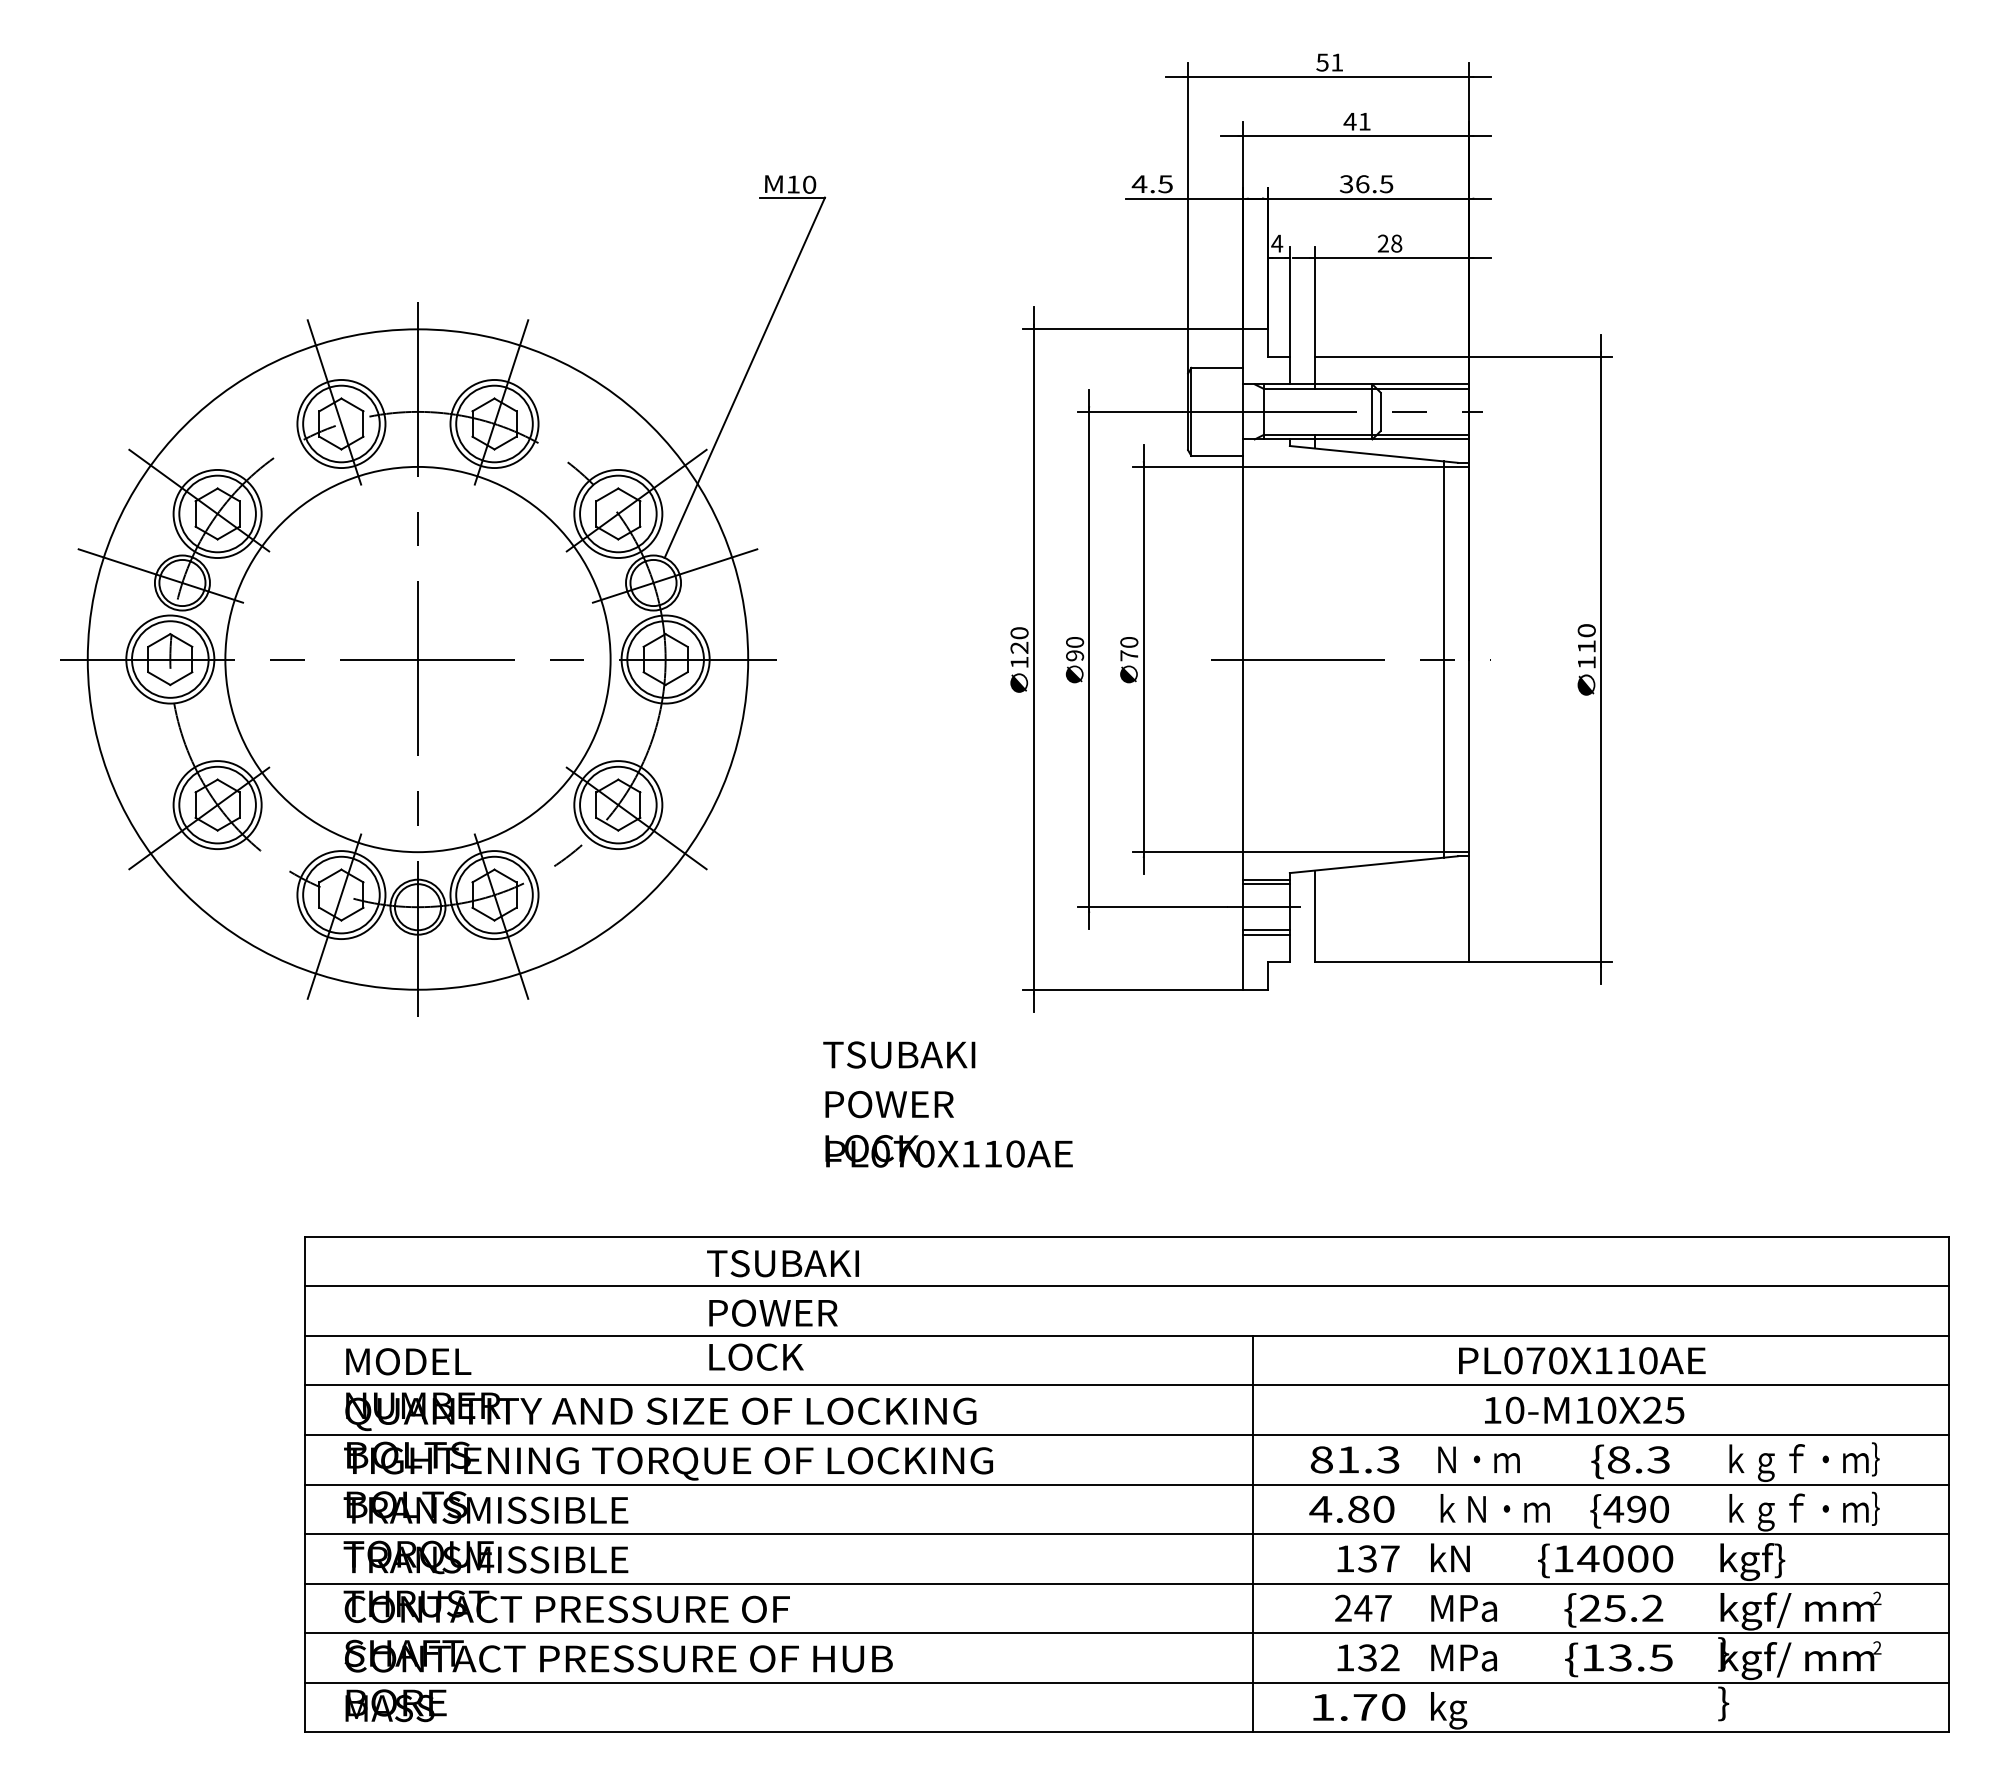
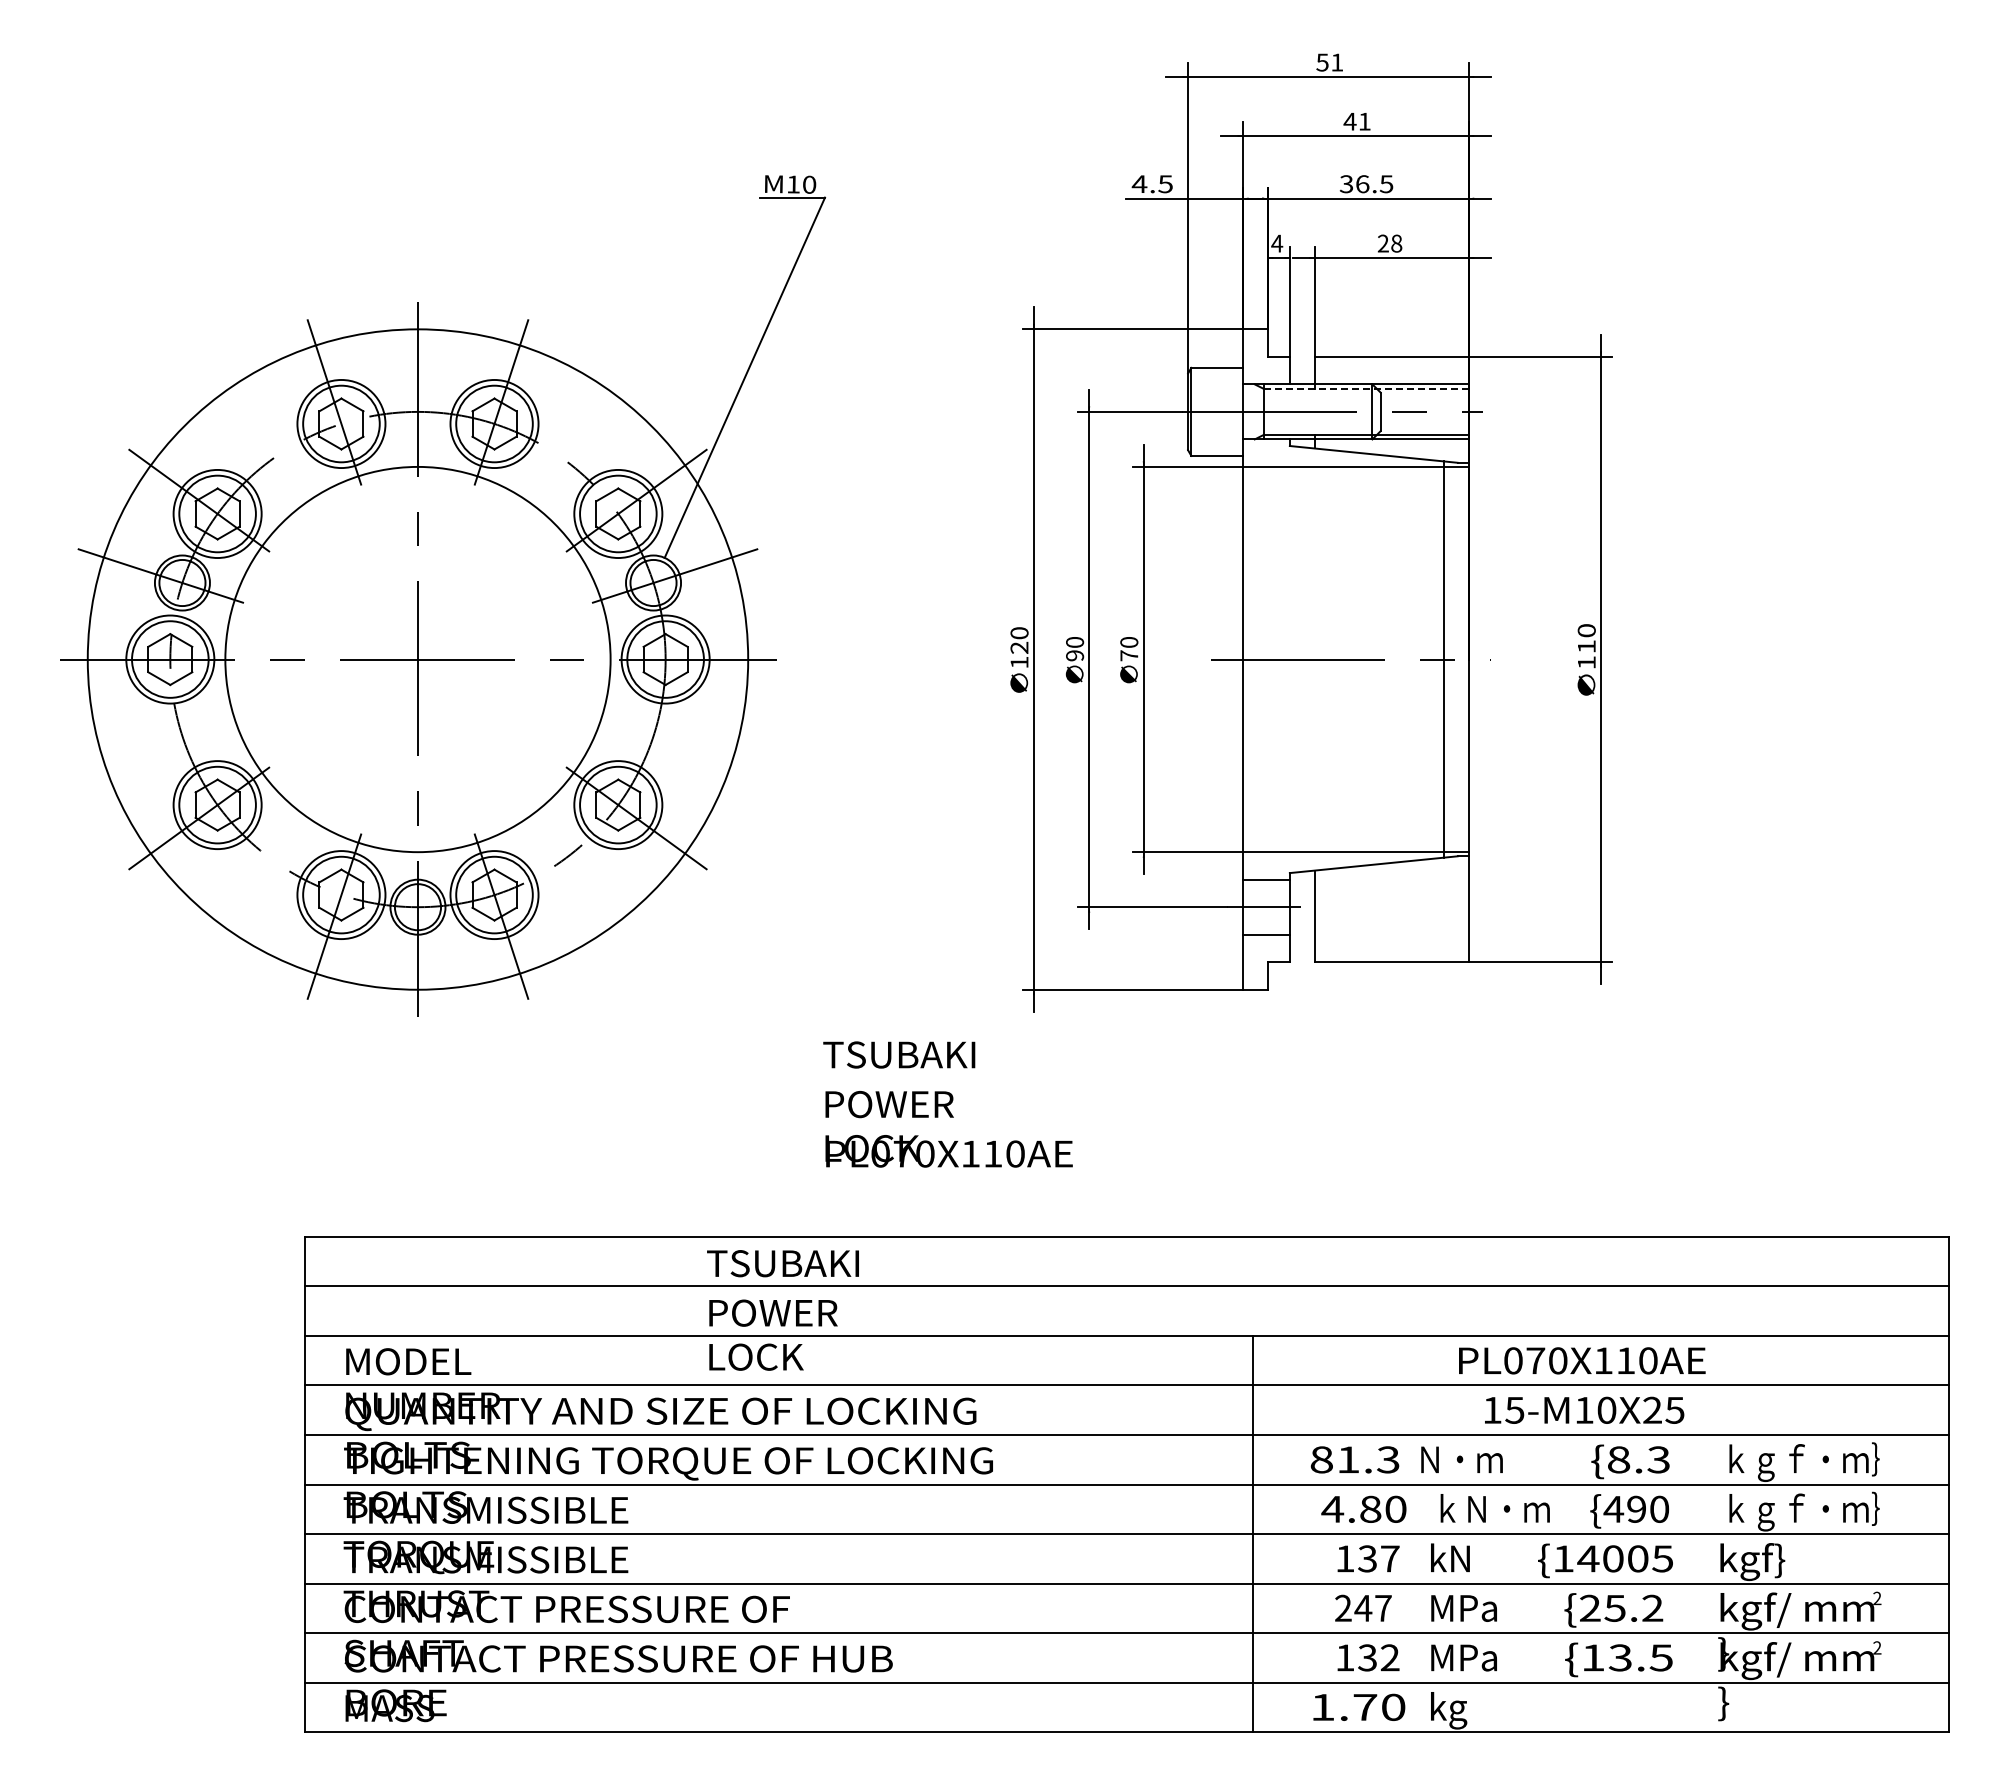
line: solid -> dashed (1366, 388)
line: present -> none (1266, 884)
line: present -> none (1266, 930)
text: 10-M10X25 -> 15-M10X25 (1514, 1409)
text position: (1478, 1459) -> (1461, 1459) (1461, 1459)
text position: (1351, 1508) -> (1363, 1508) (1363, 1508)
text: 14000 -> 14005 (1662, 1558)
